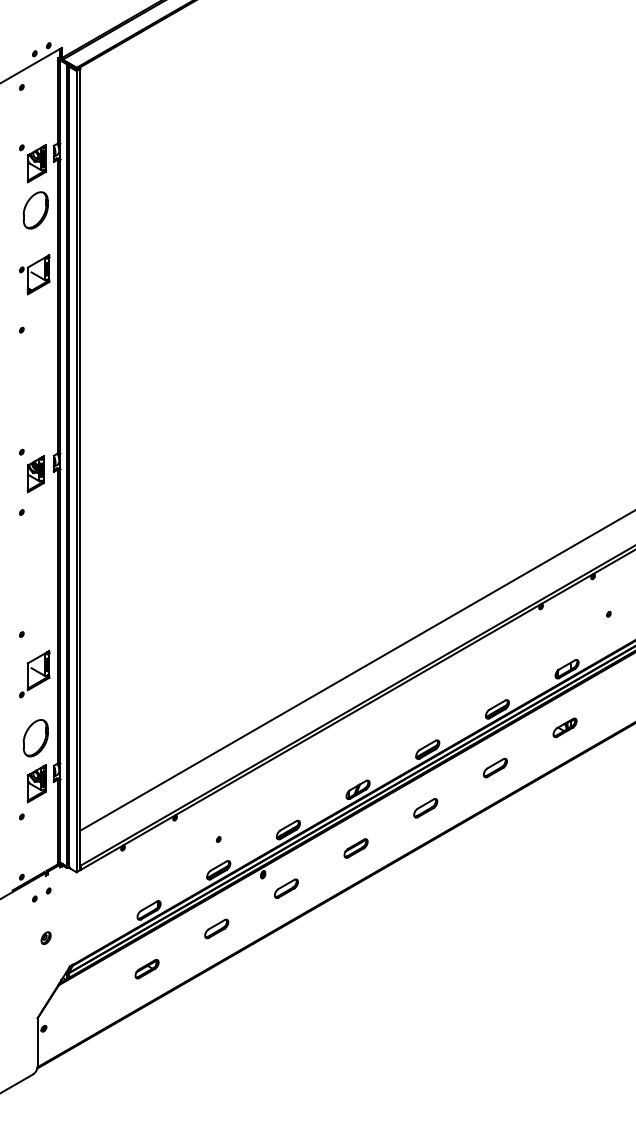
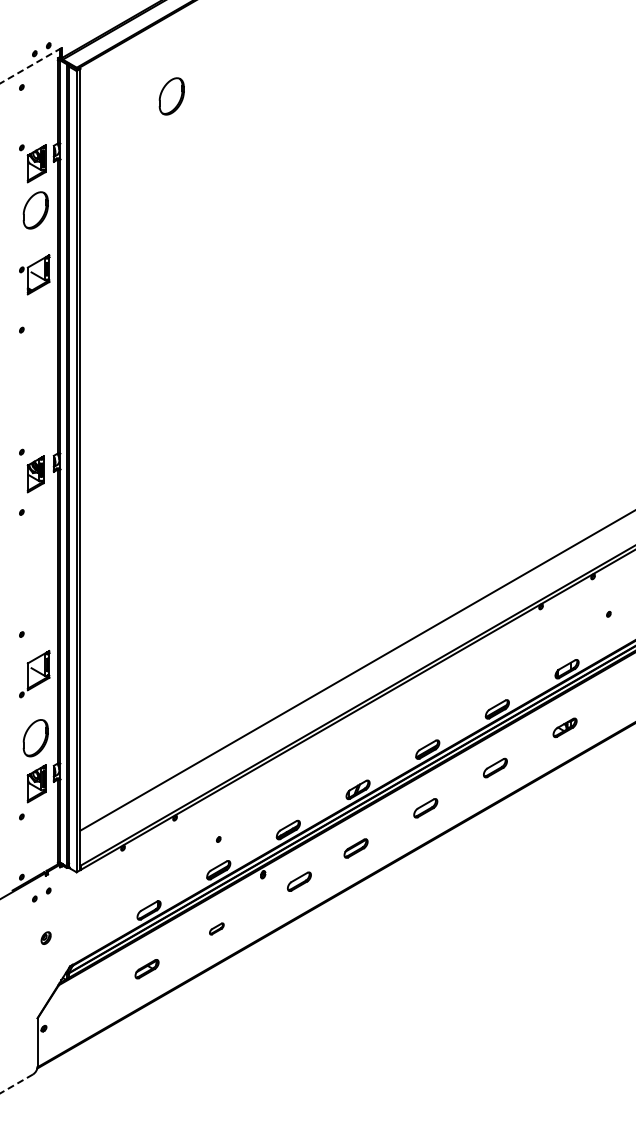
line: solid -> dashed (31, 65)
part: none -> present (171, 96)
part position: (286, 888) -> (299, 881) (299, 881)
part size: 26x22 px -> 16x14 px (216, 928)
line: solid -> dashed (16, 1083)
